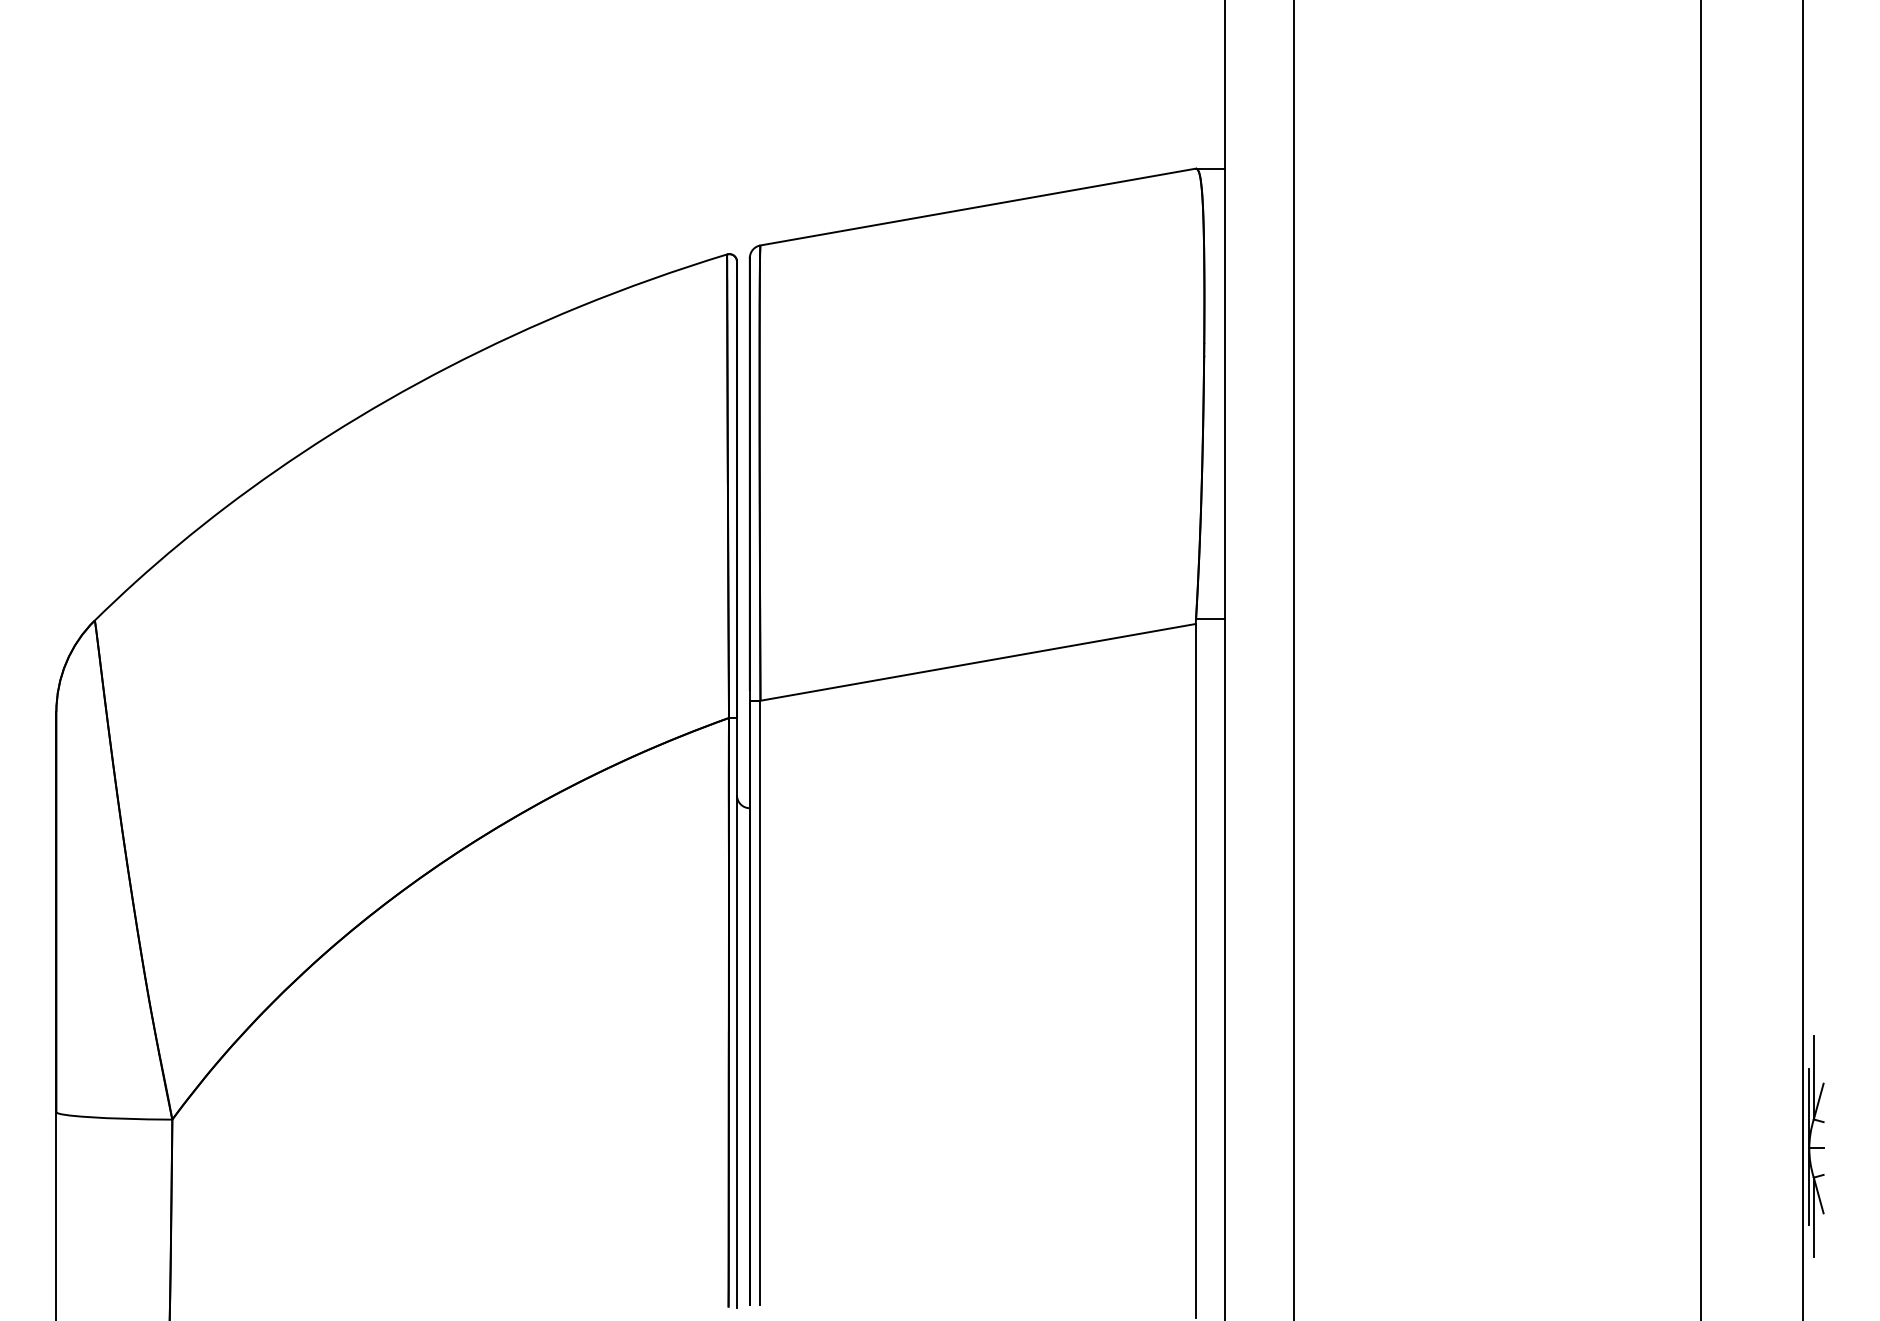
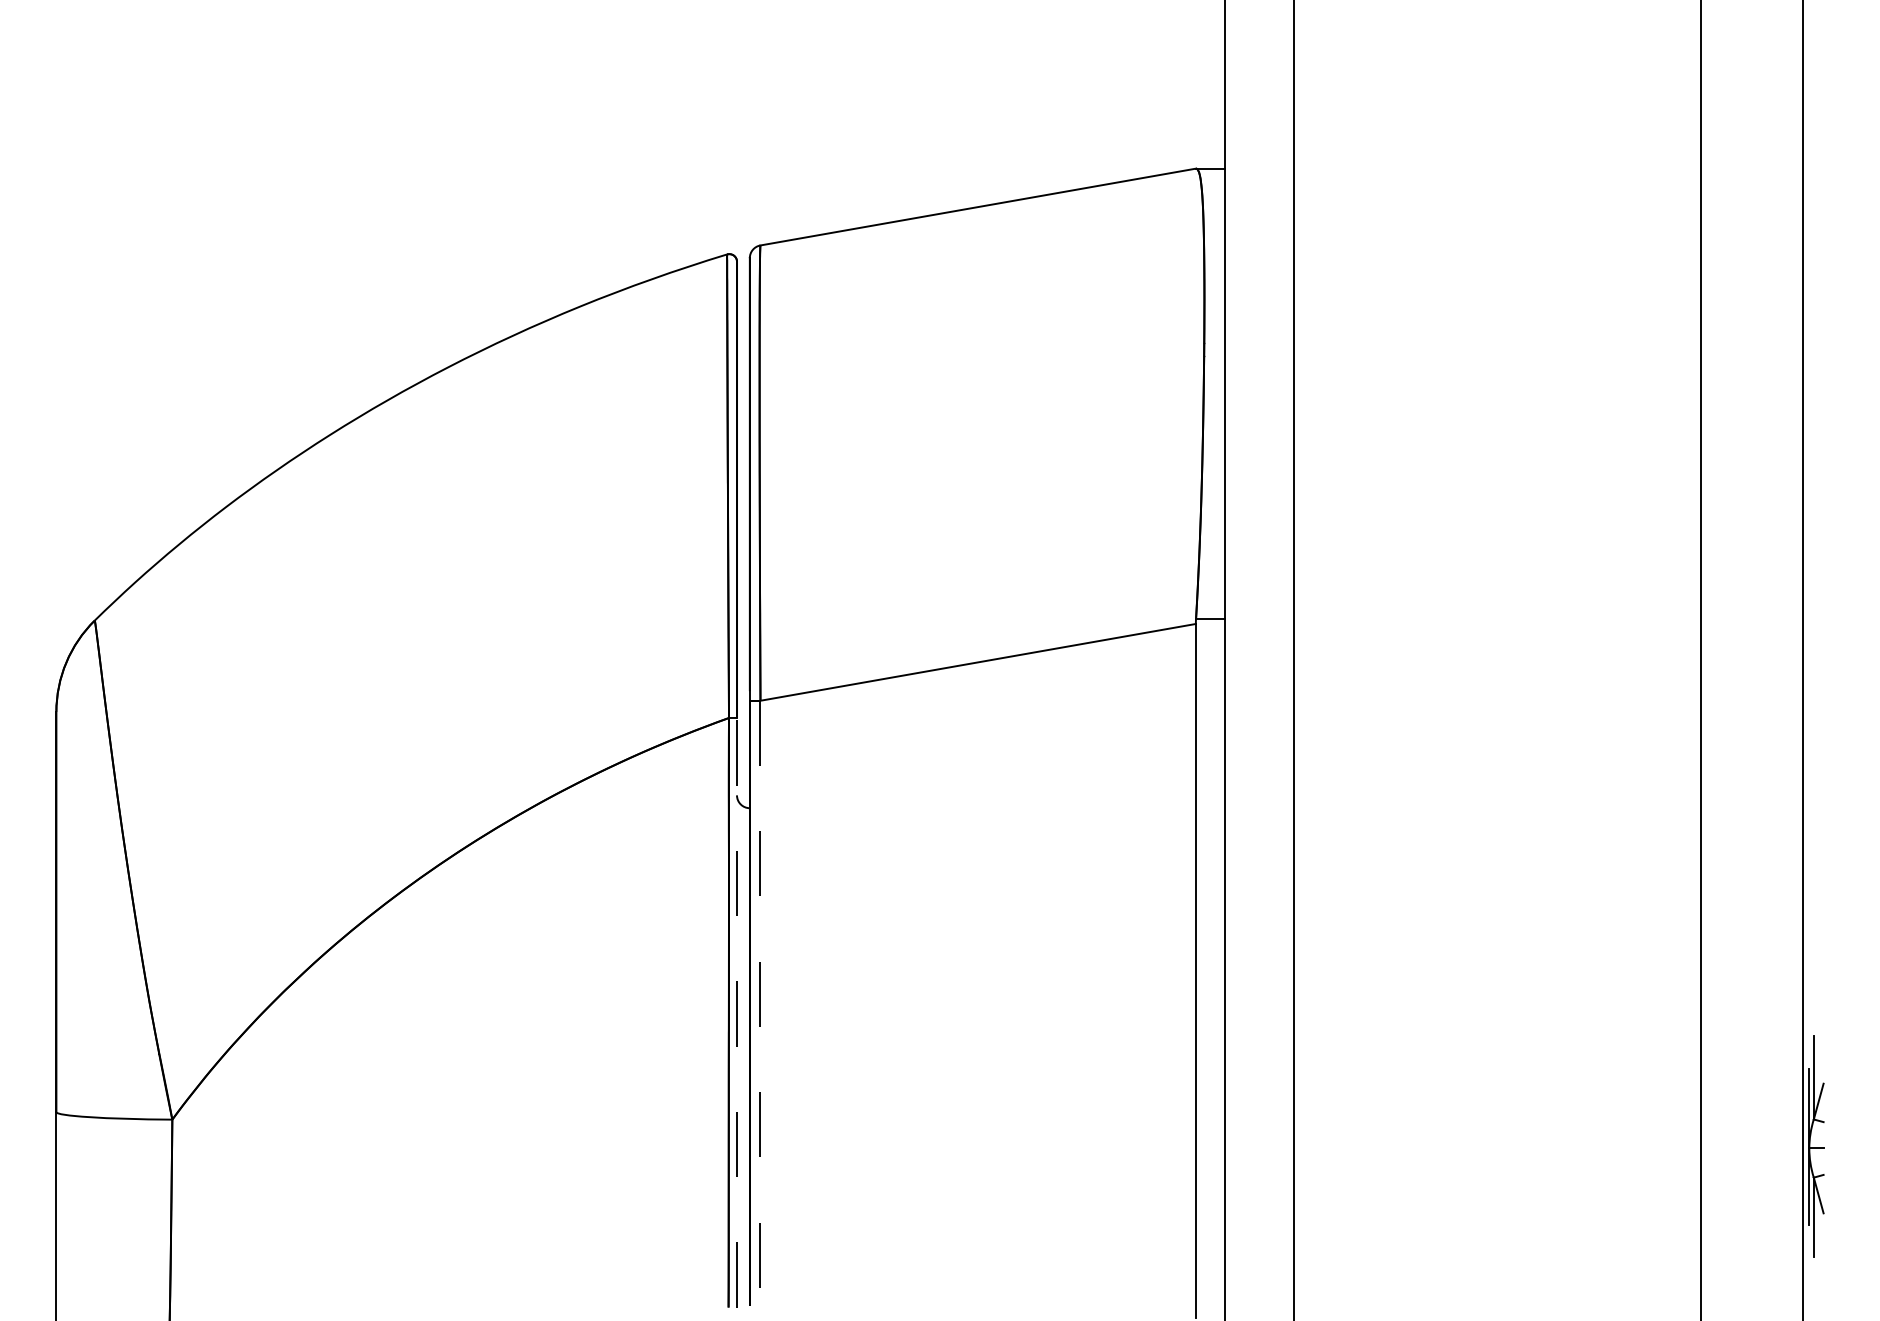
line: solid -> dashed (760, 1003)
line: solid -> dashed (737, 1012)
